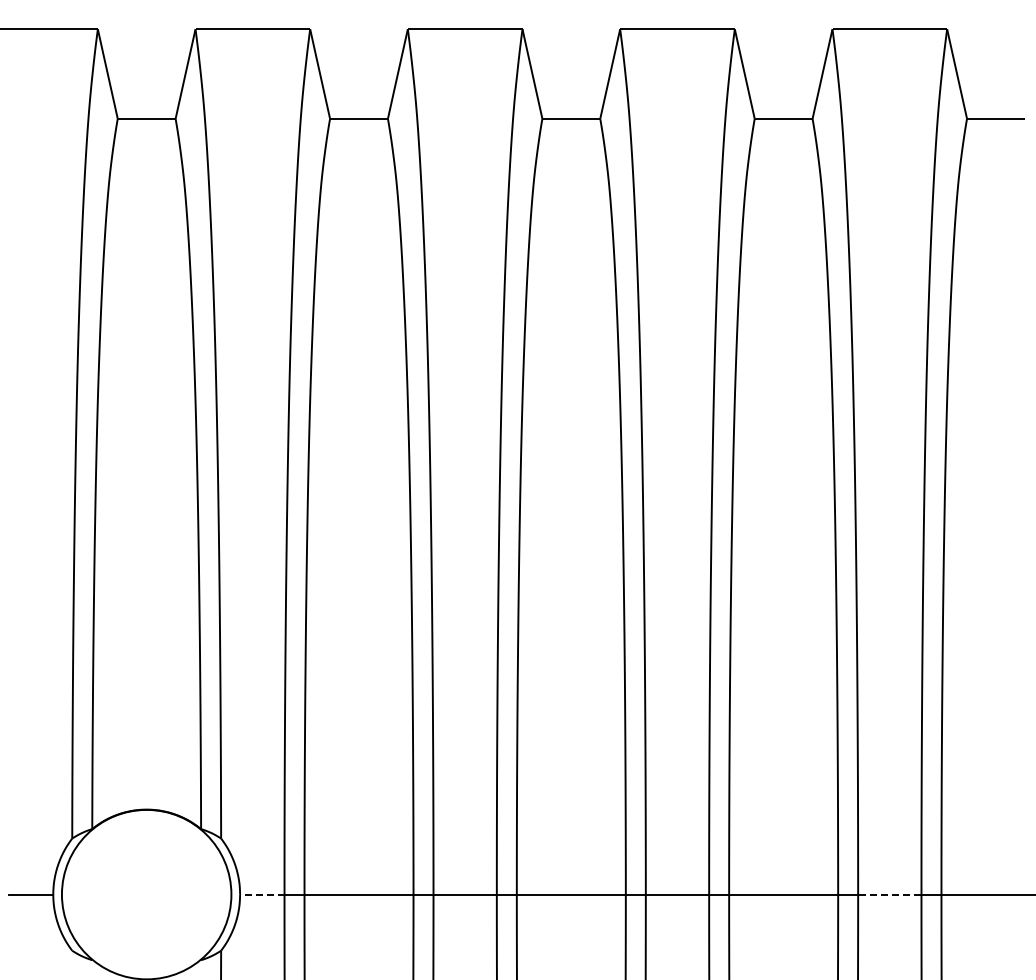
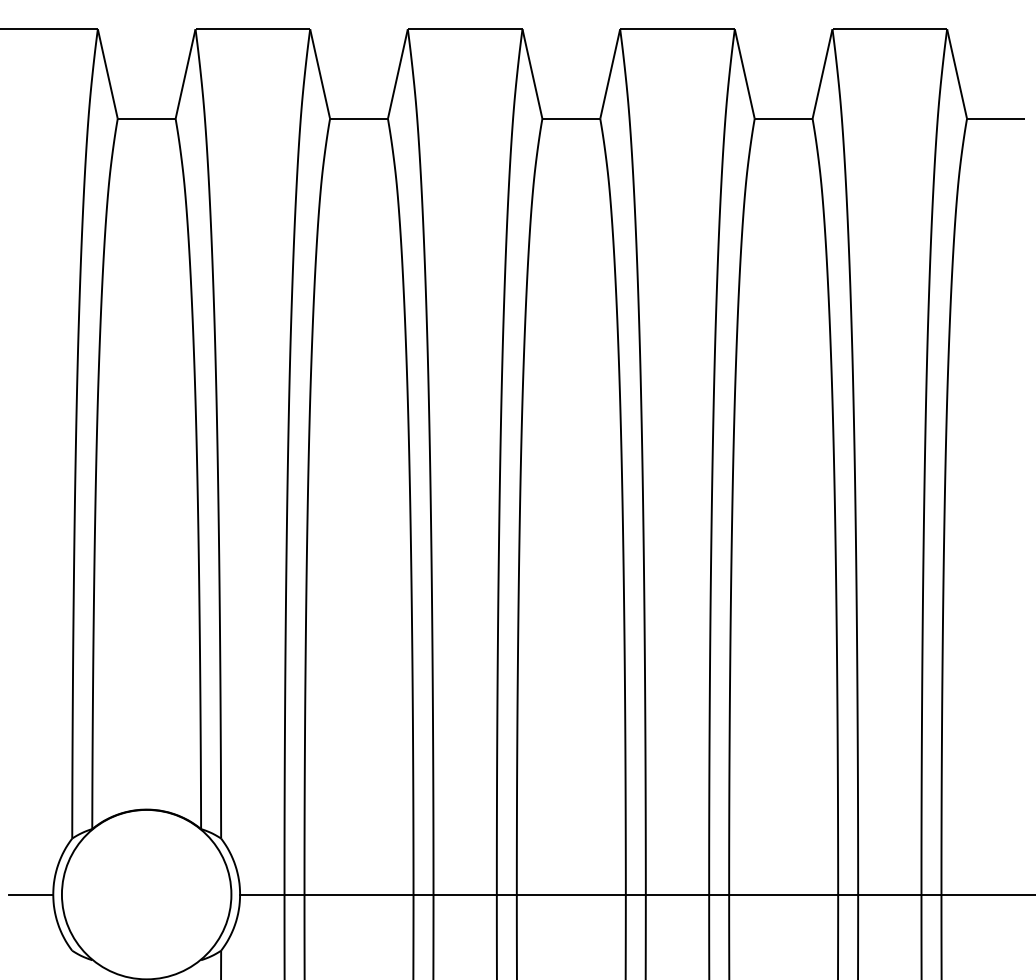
line: dashed -> solid (261, 894)
line: dashed -> solid (889, 894)
